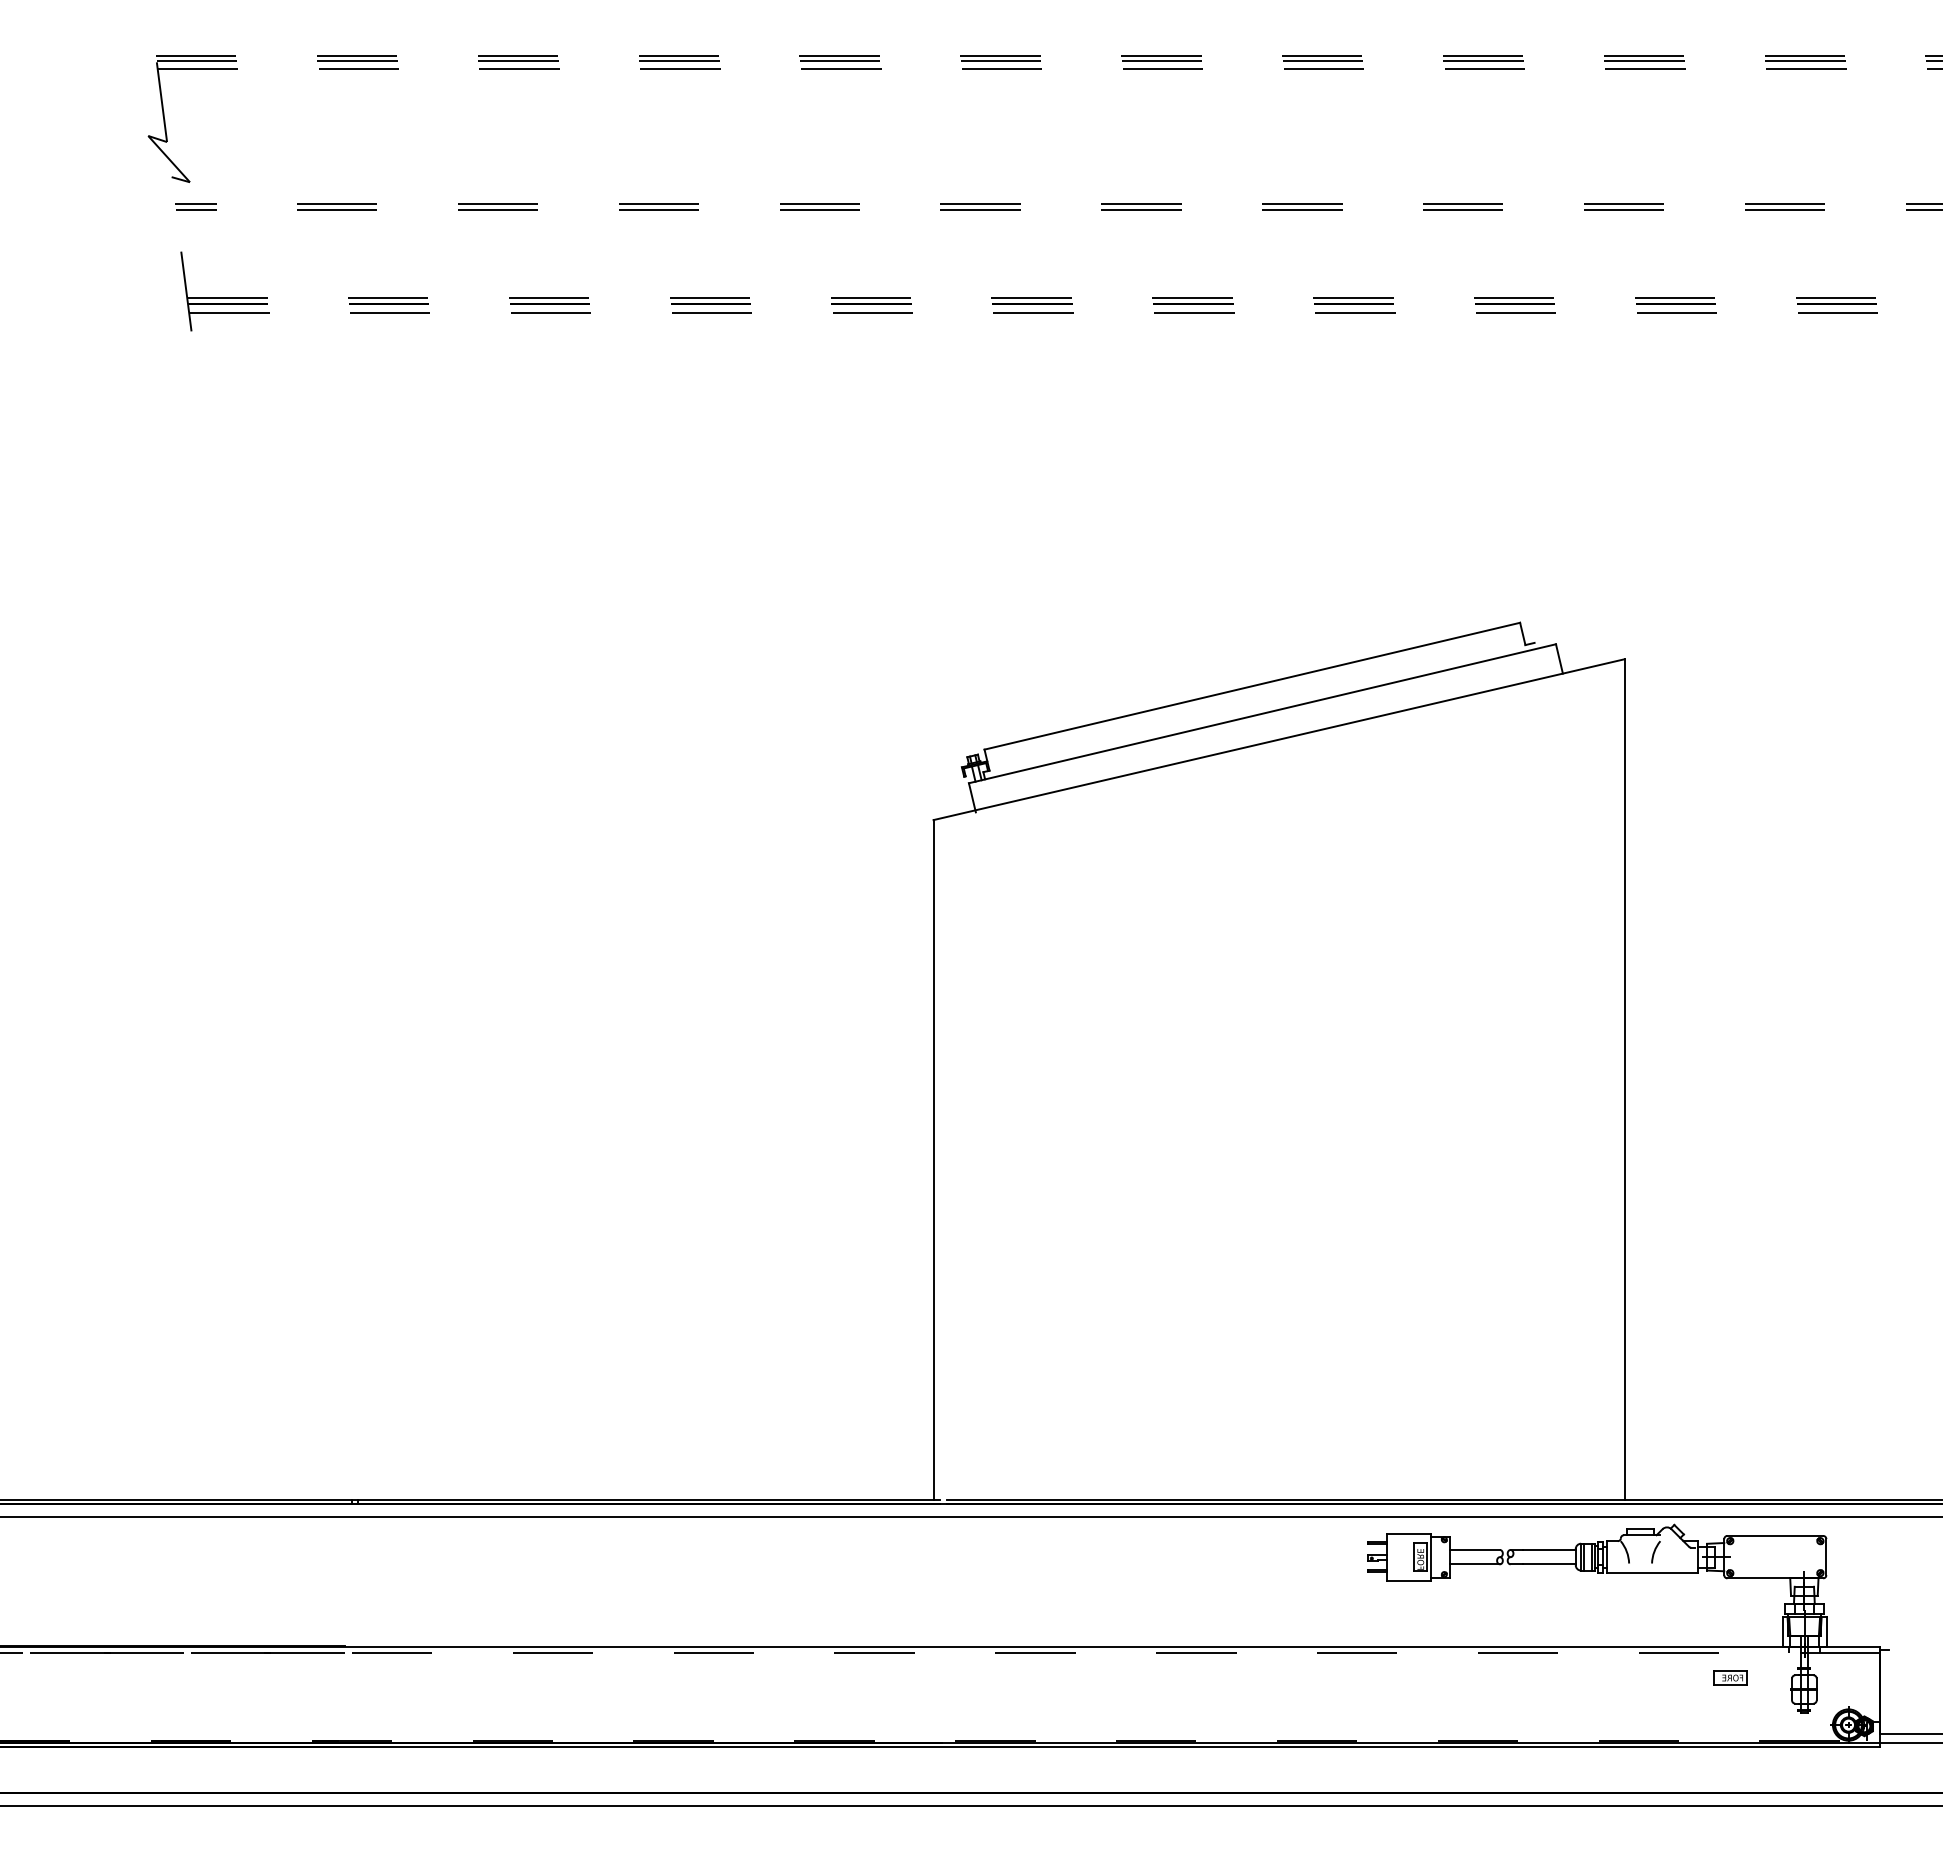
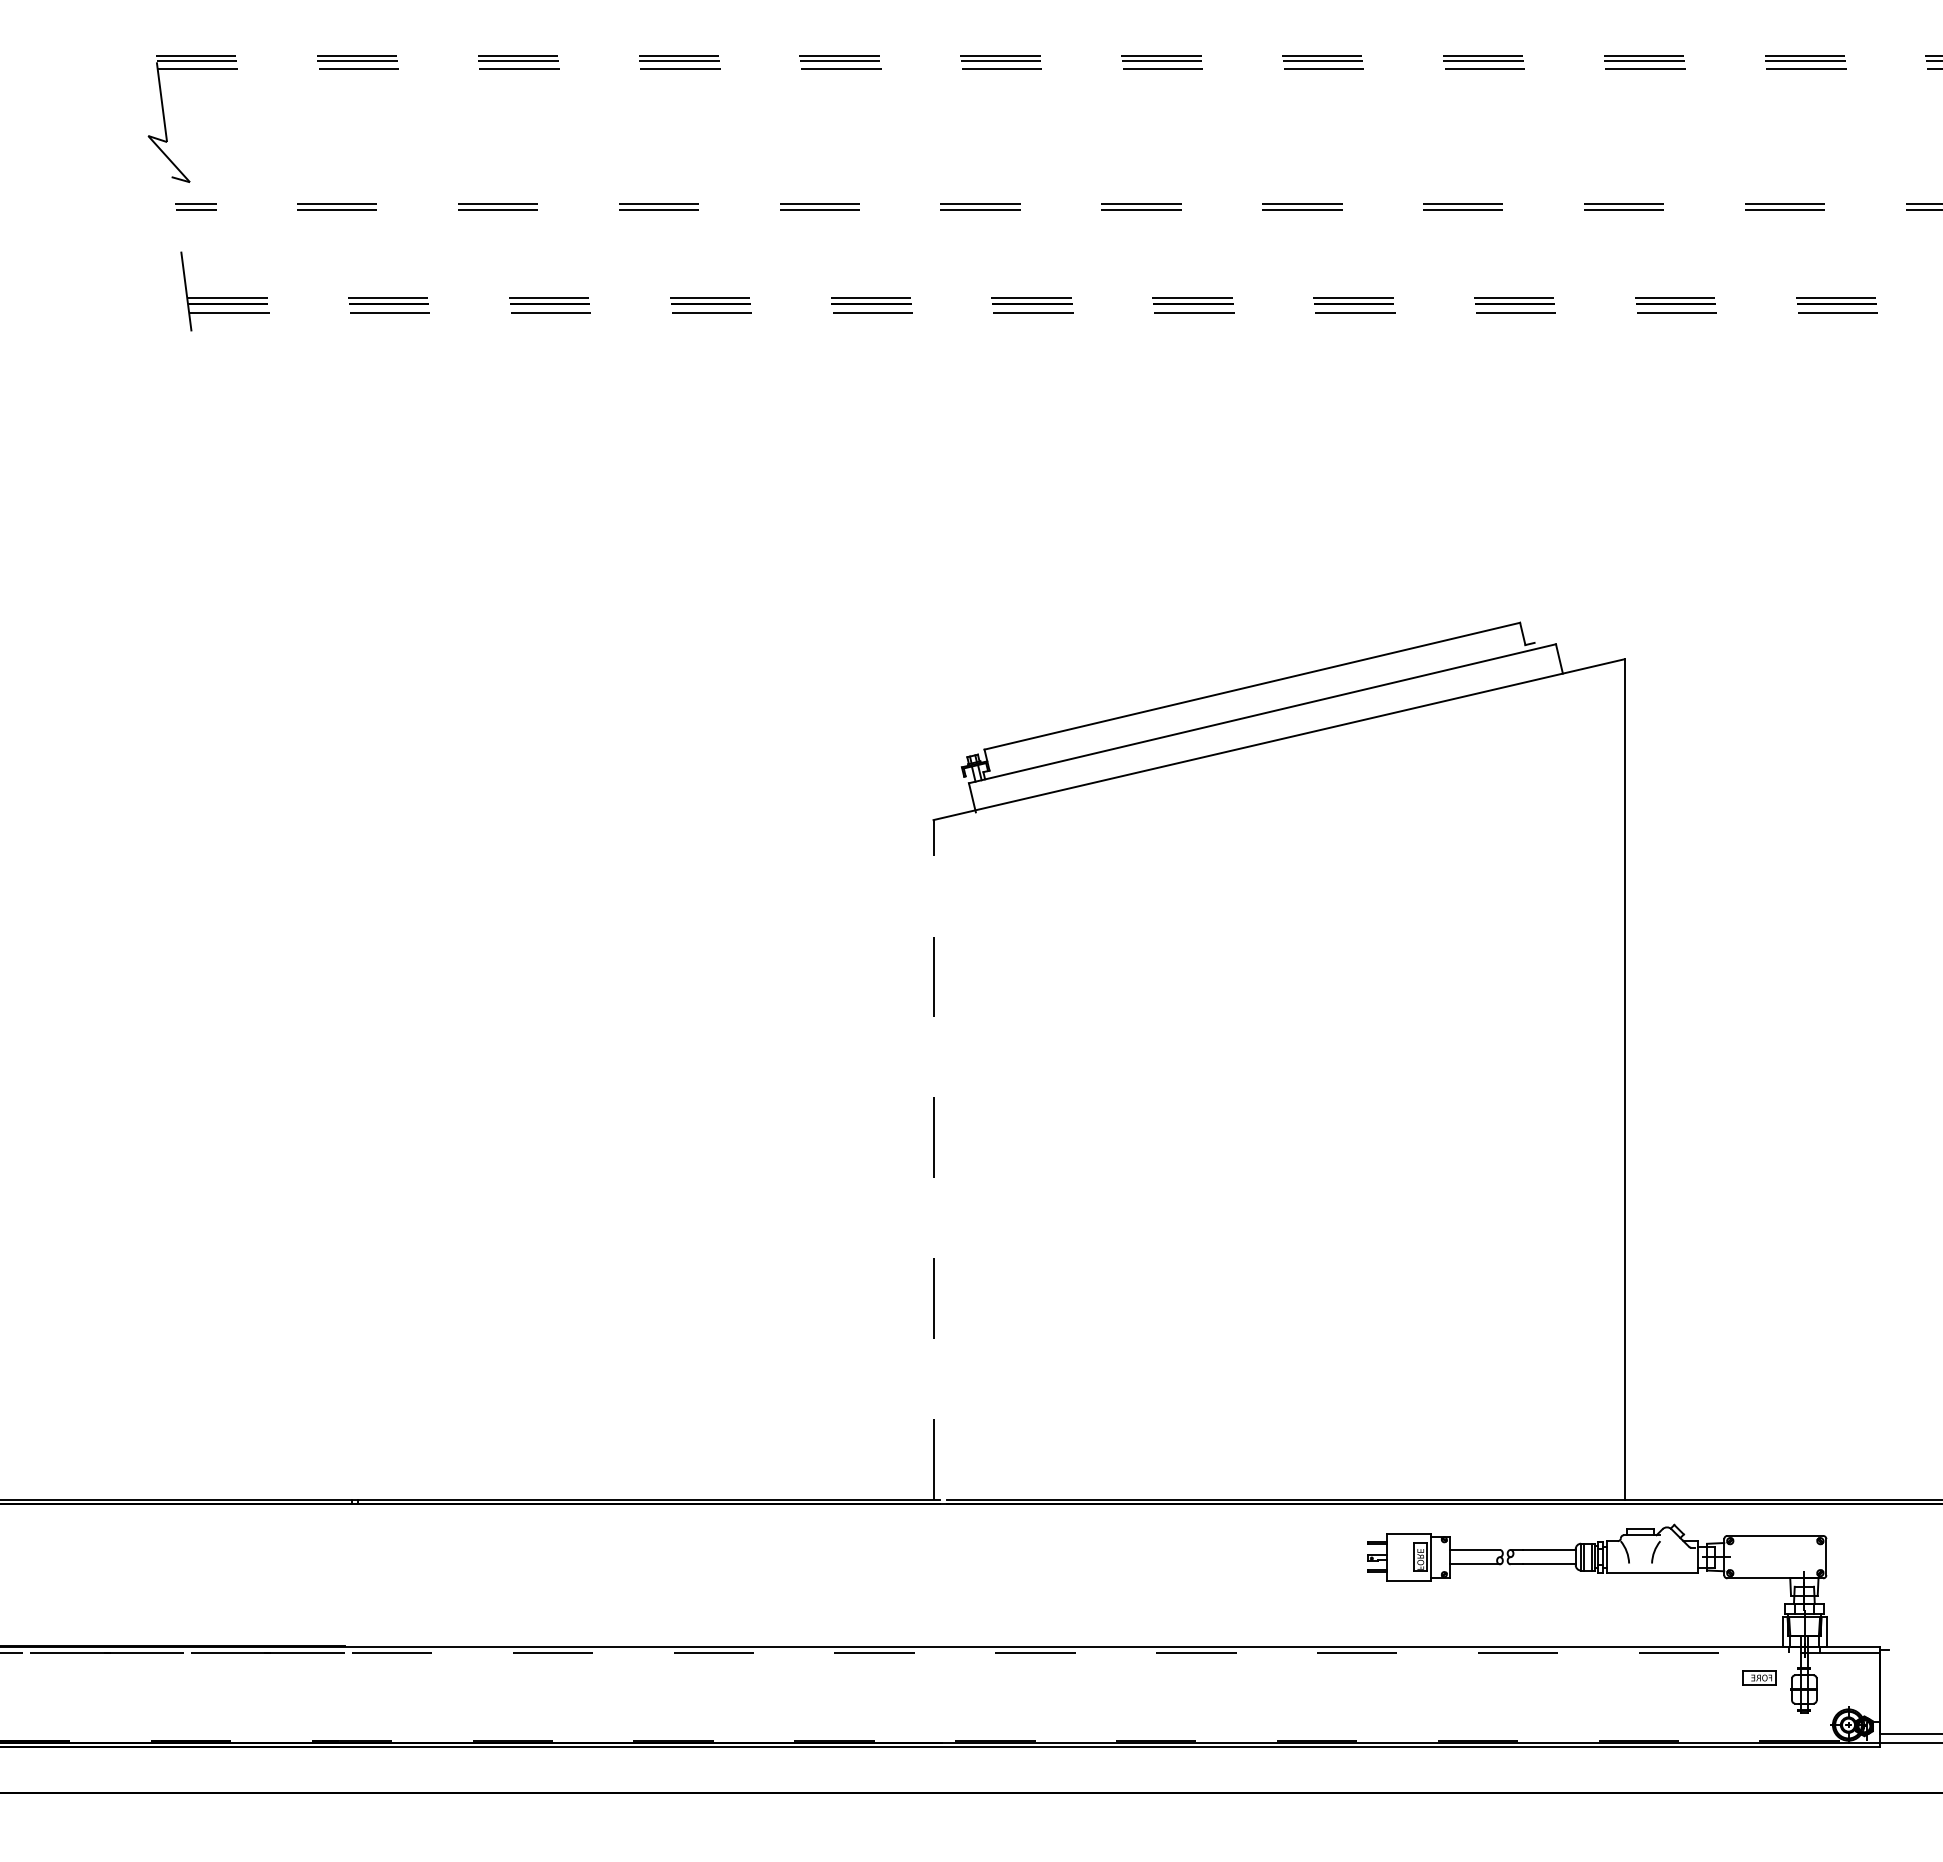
line: solid -> dashed (933, 1159)
line: present -> none (970, 1516)
part position: (1730, 1677) -> (1759, 1677) (1759, 1677)
line: present -> none (970, 1805)
